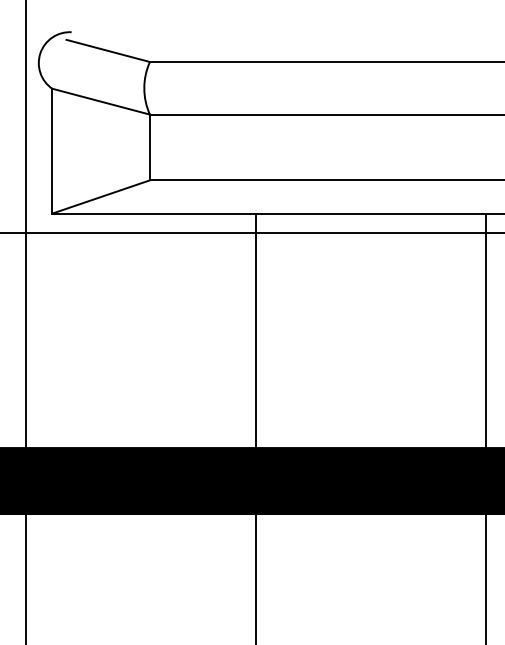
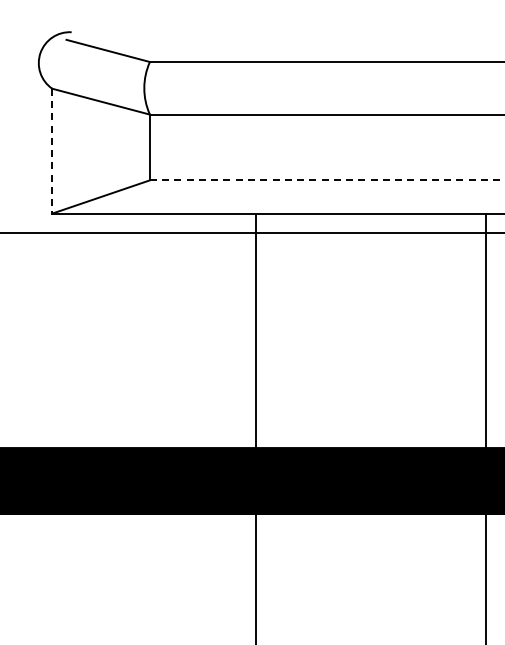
line: solid -> dashed (52, 151)
line: solid -> dashed (327, 180)
line: present -> none (25, 321)
